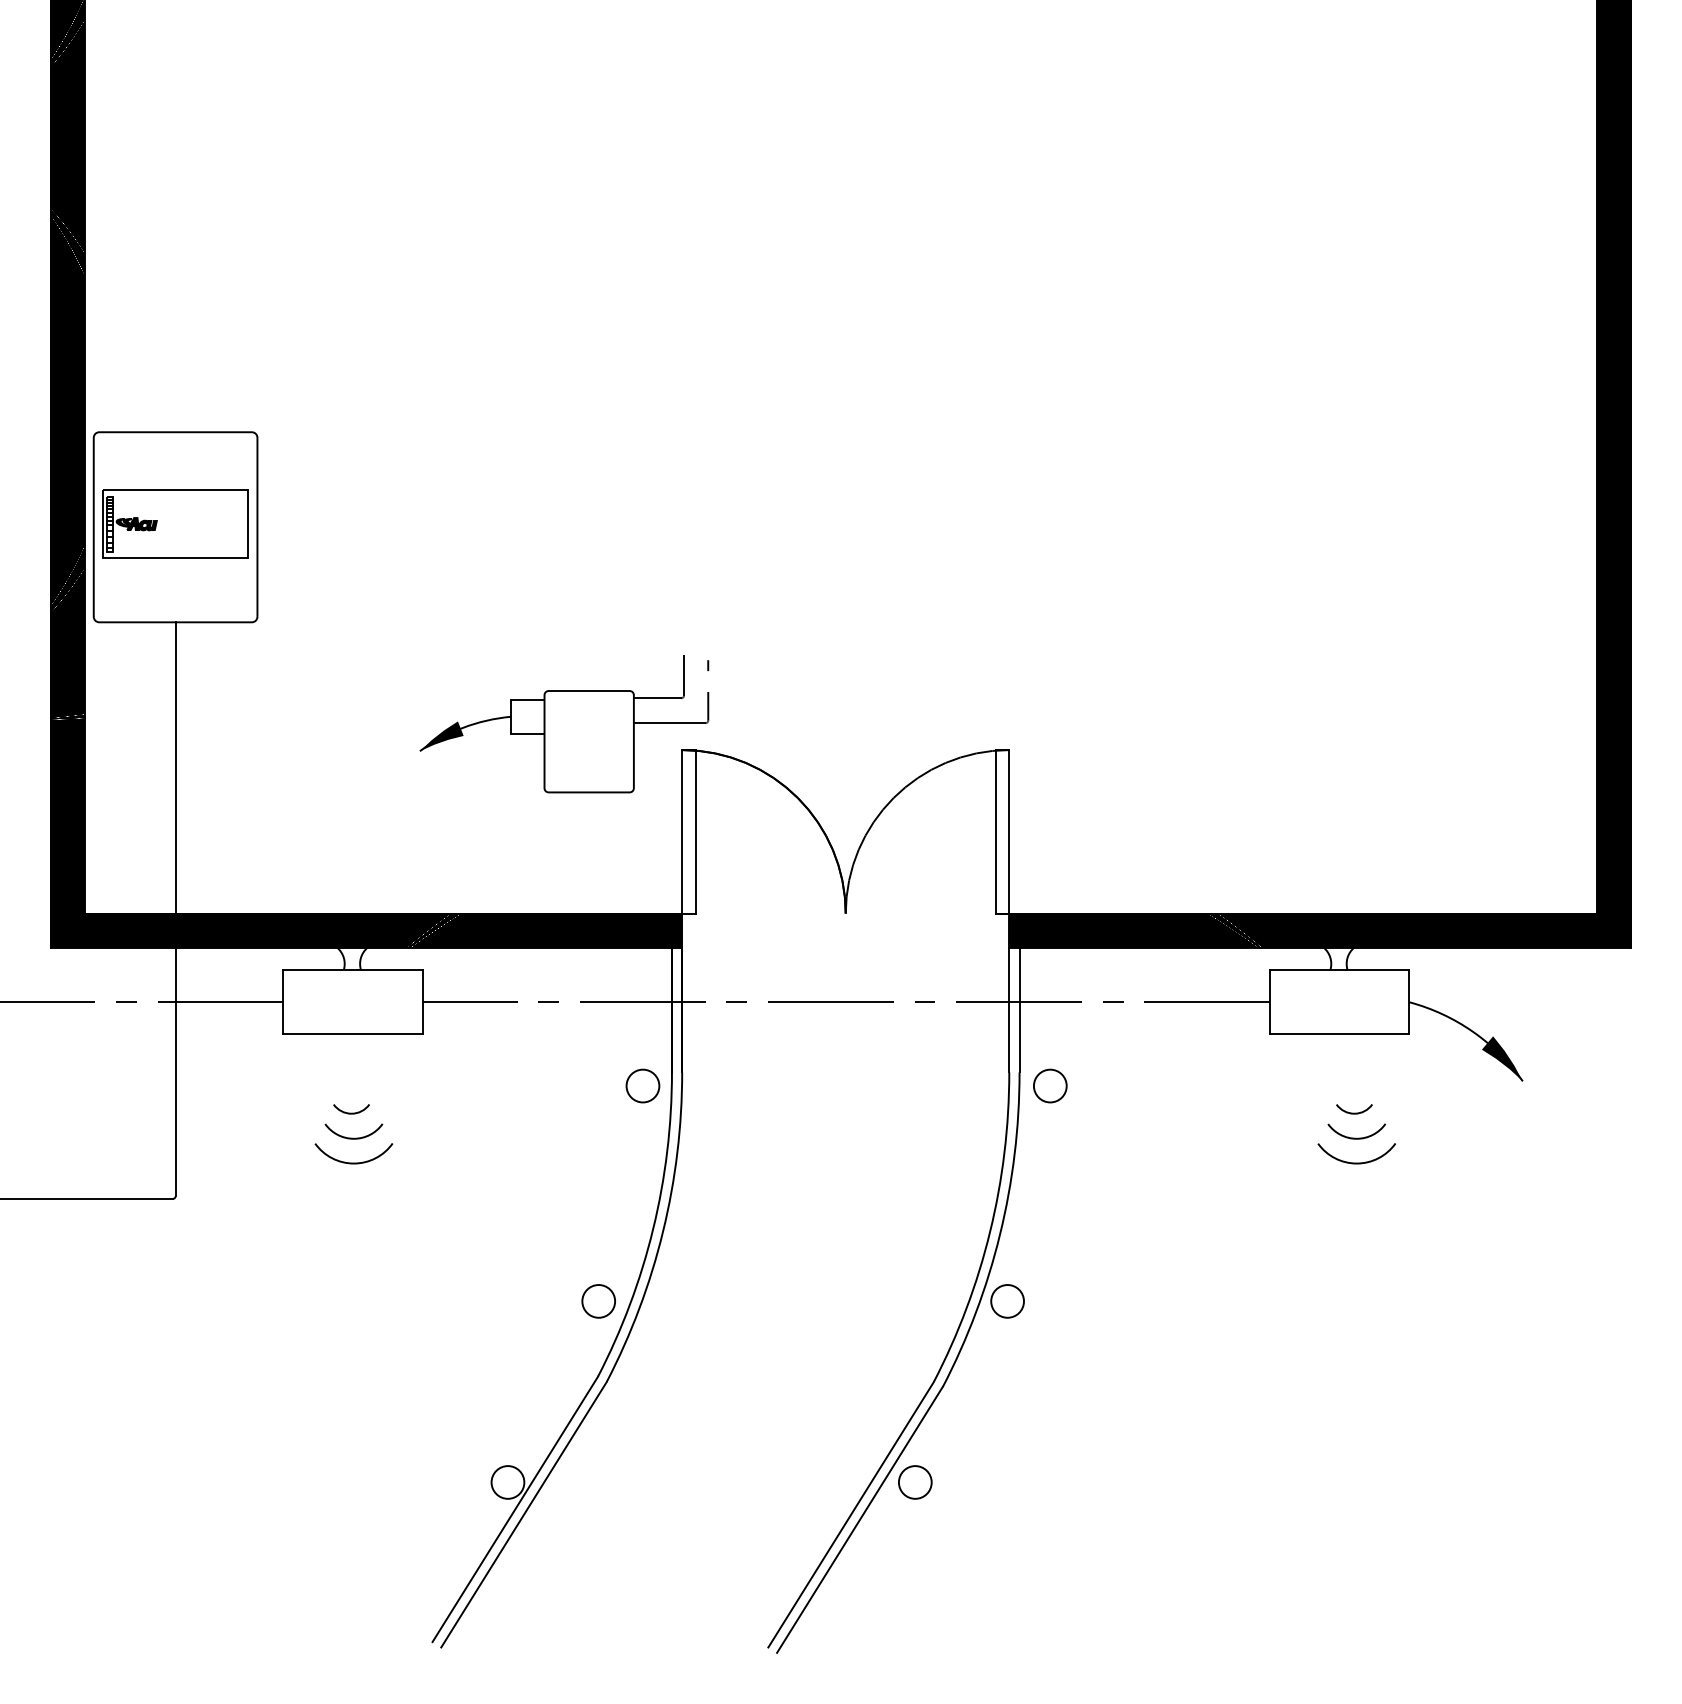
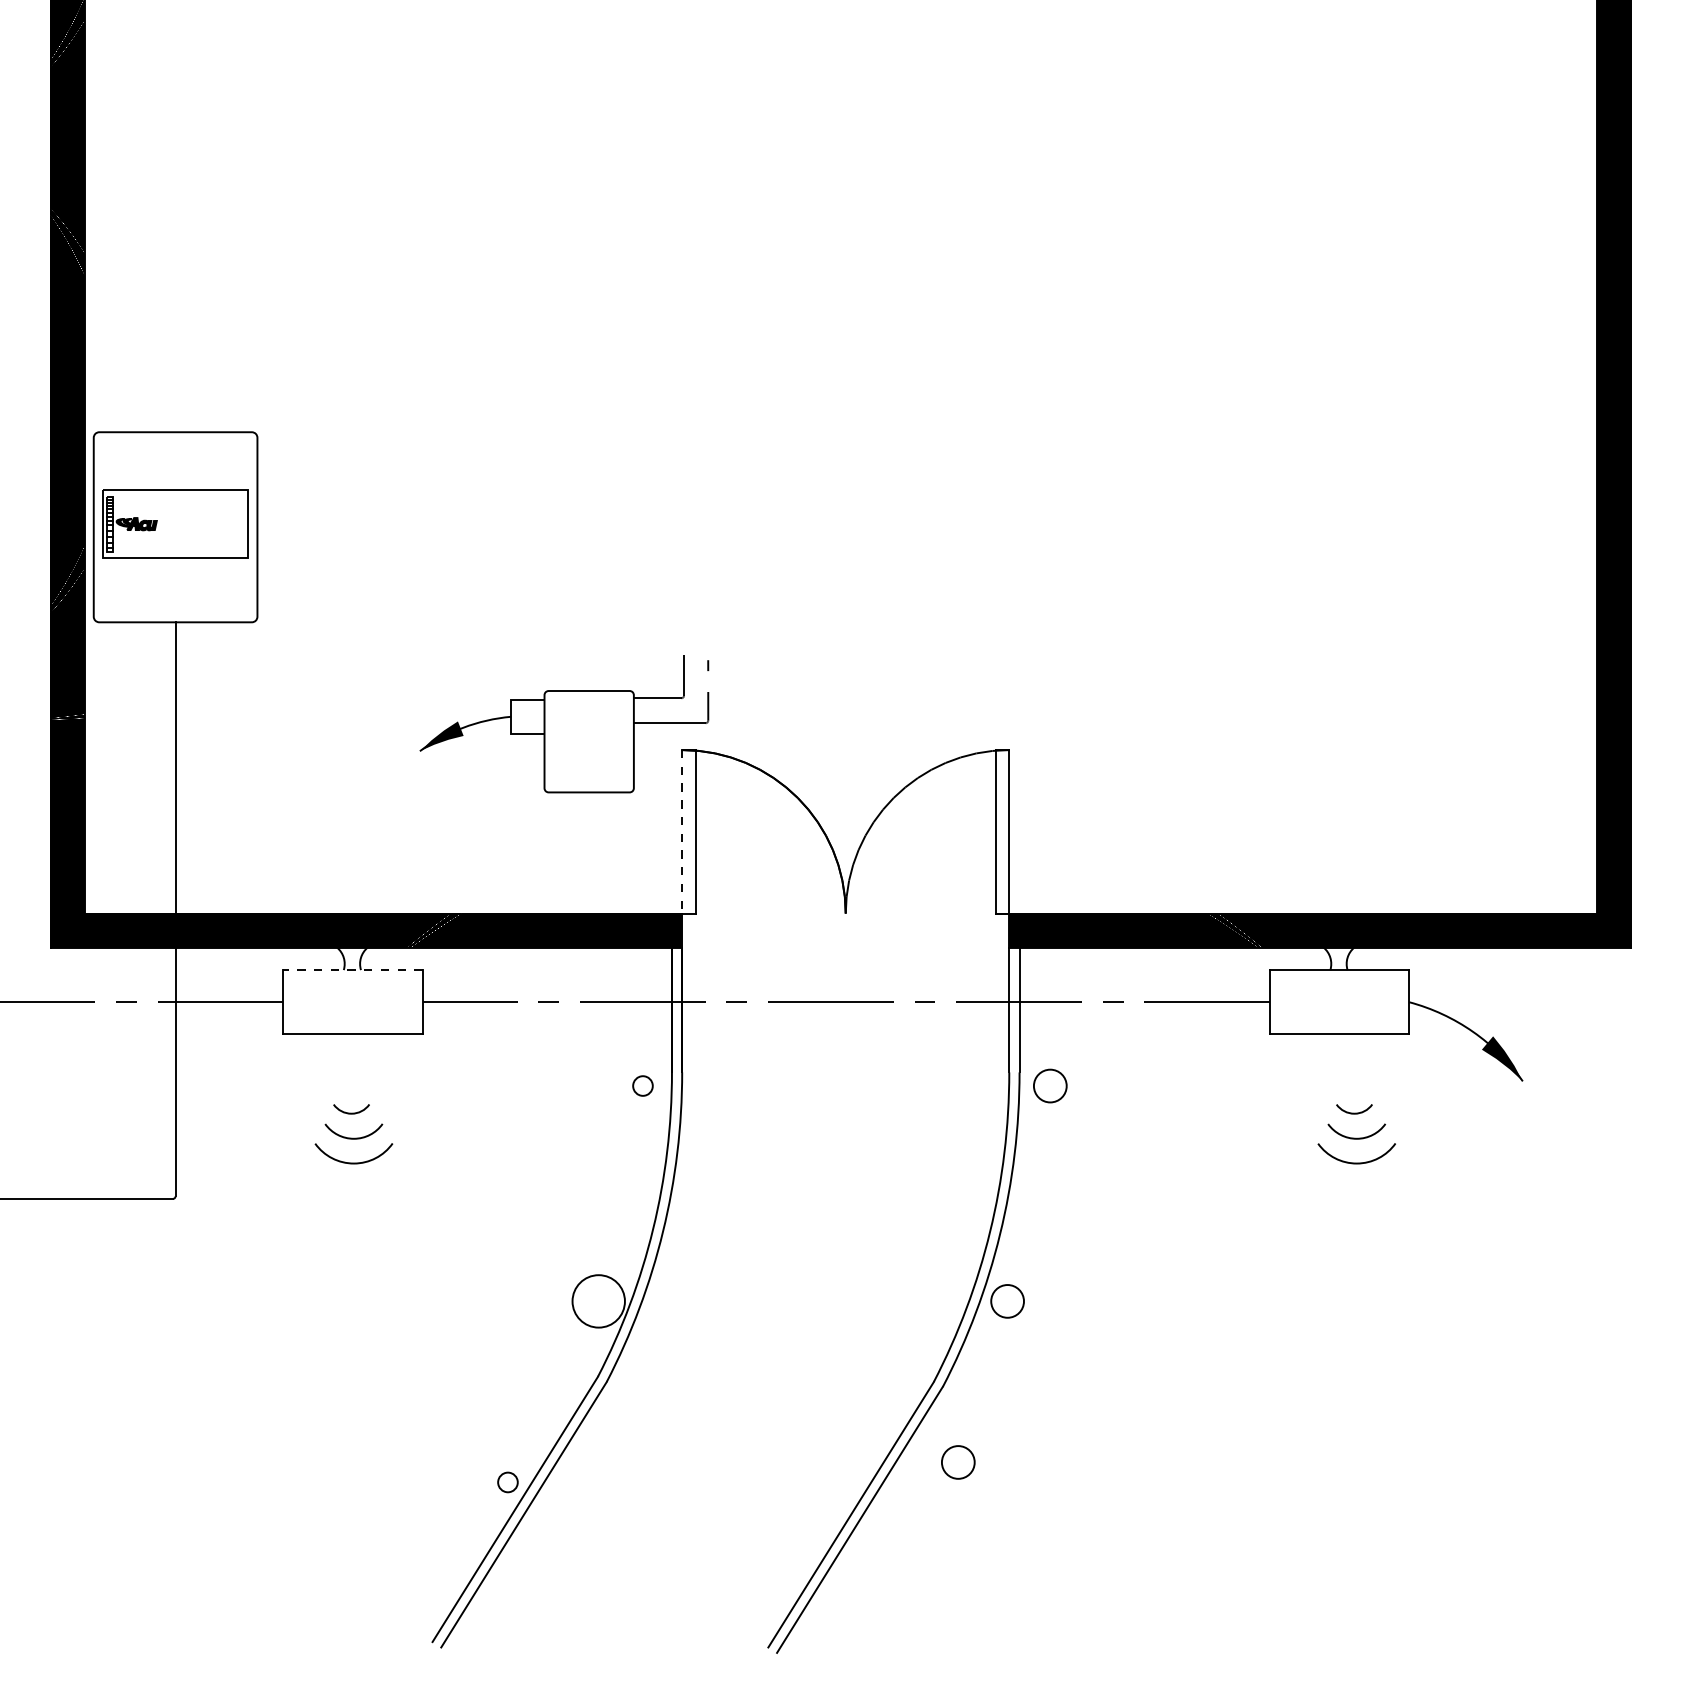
line: solid -> dashed (682, 831)
line: solid -> dashed (352, 970)
circle size: 36x36 px -> 22x22 px (642, 1085)
circle diameter: 33 px -> 52 px (598, 1301)
circle diameter: 33 px -> 20 px (507, 1482)
circle position: (915, 1482) -> (958, 1462) (958, 1462)
